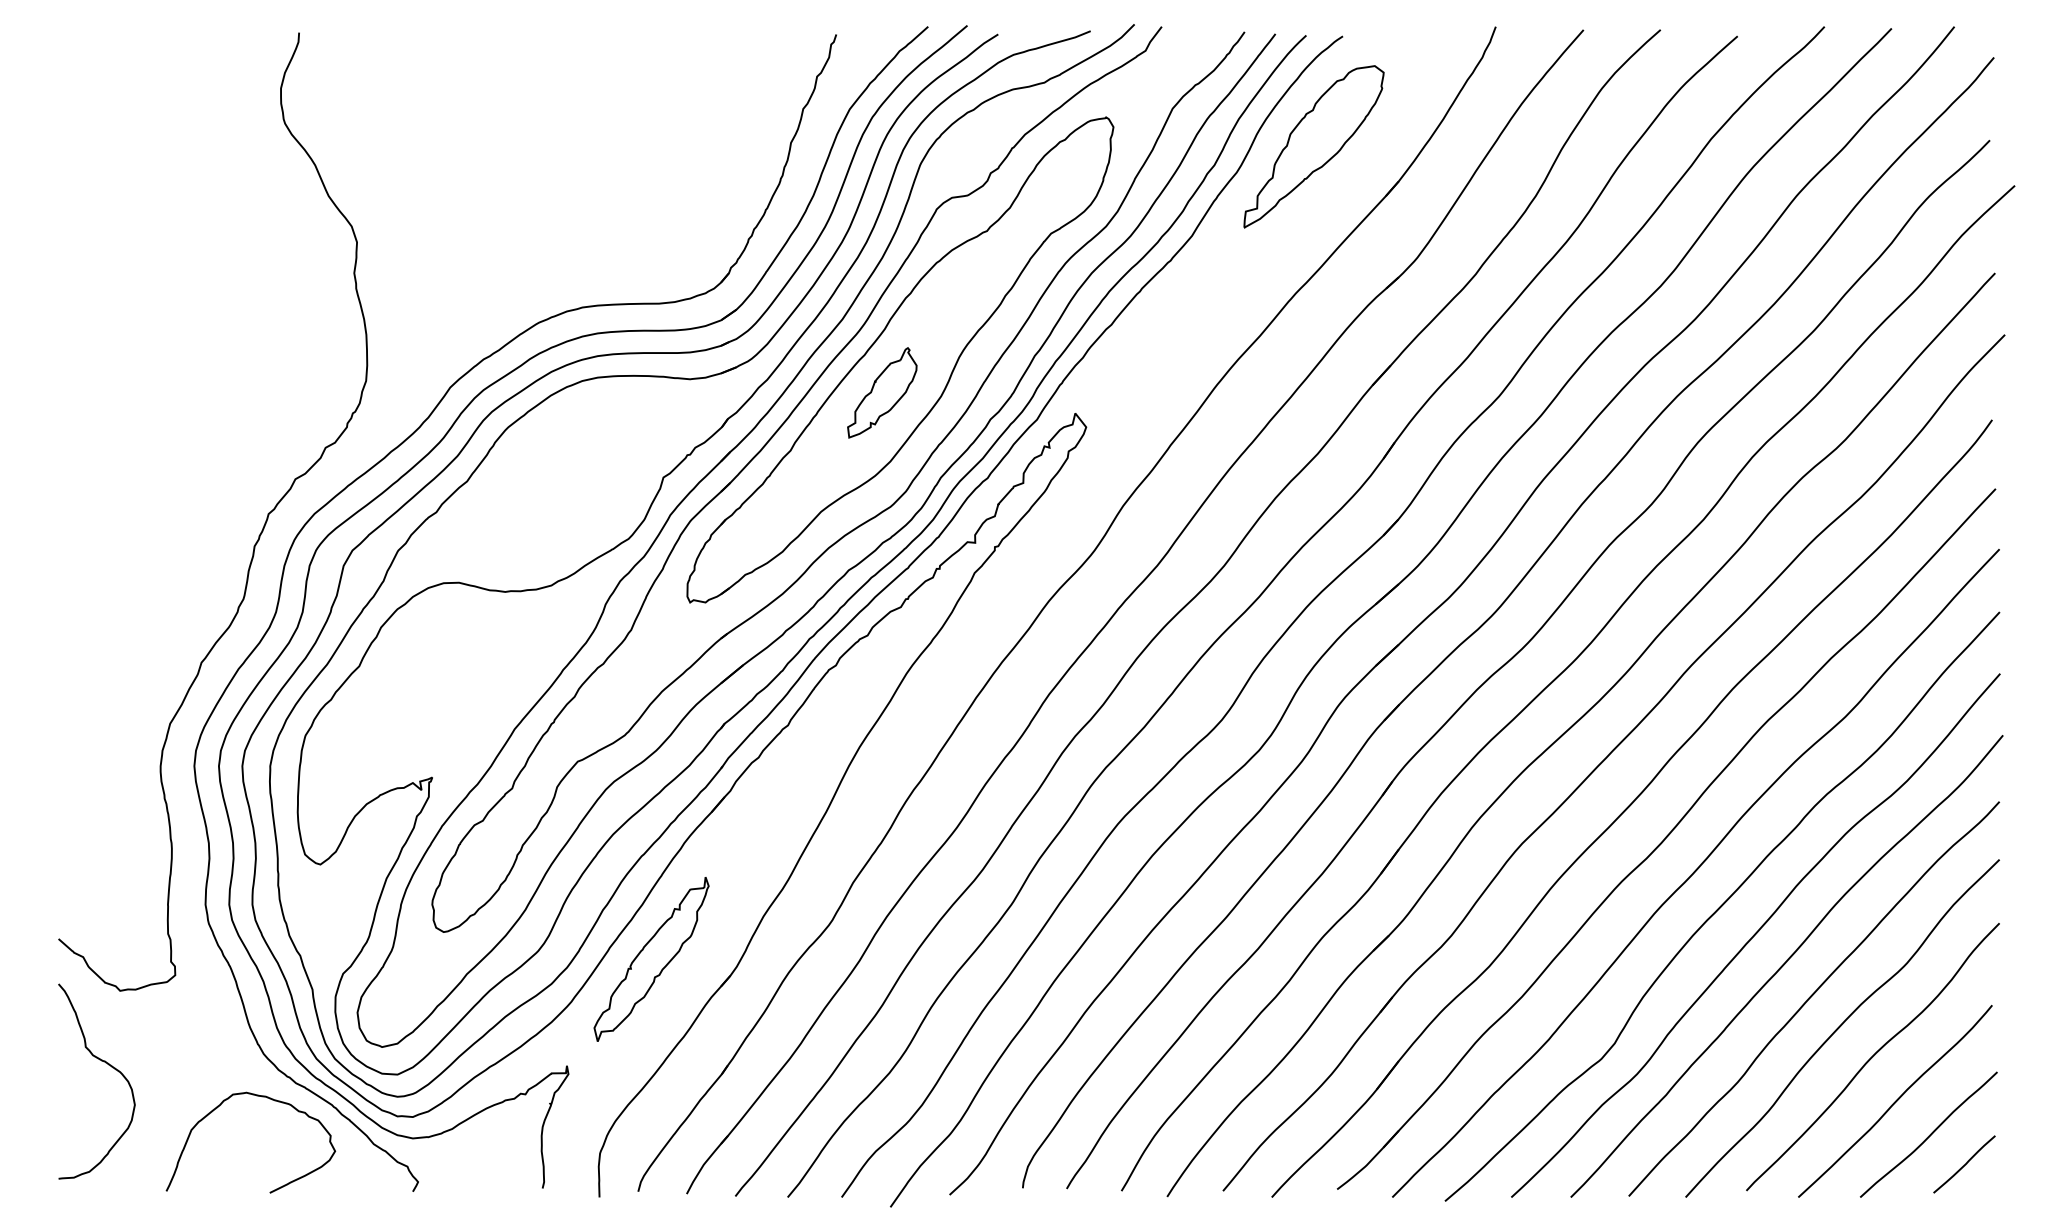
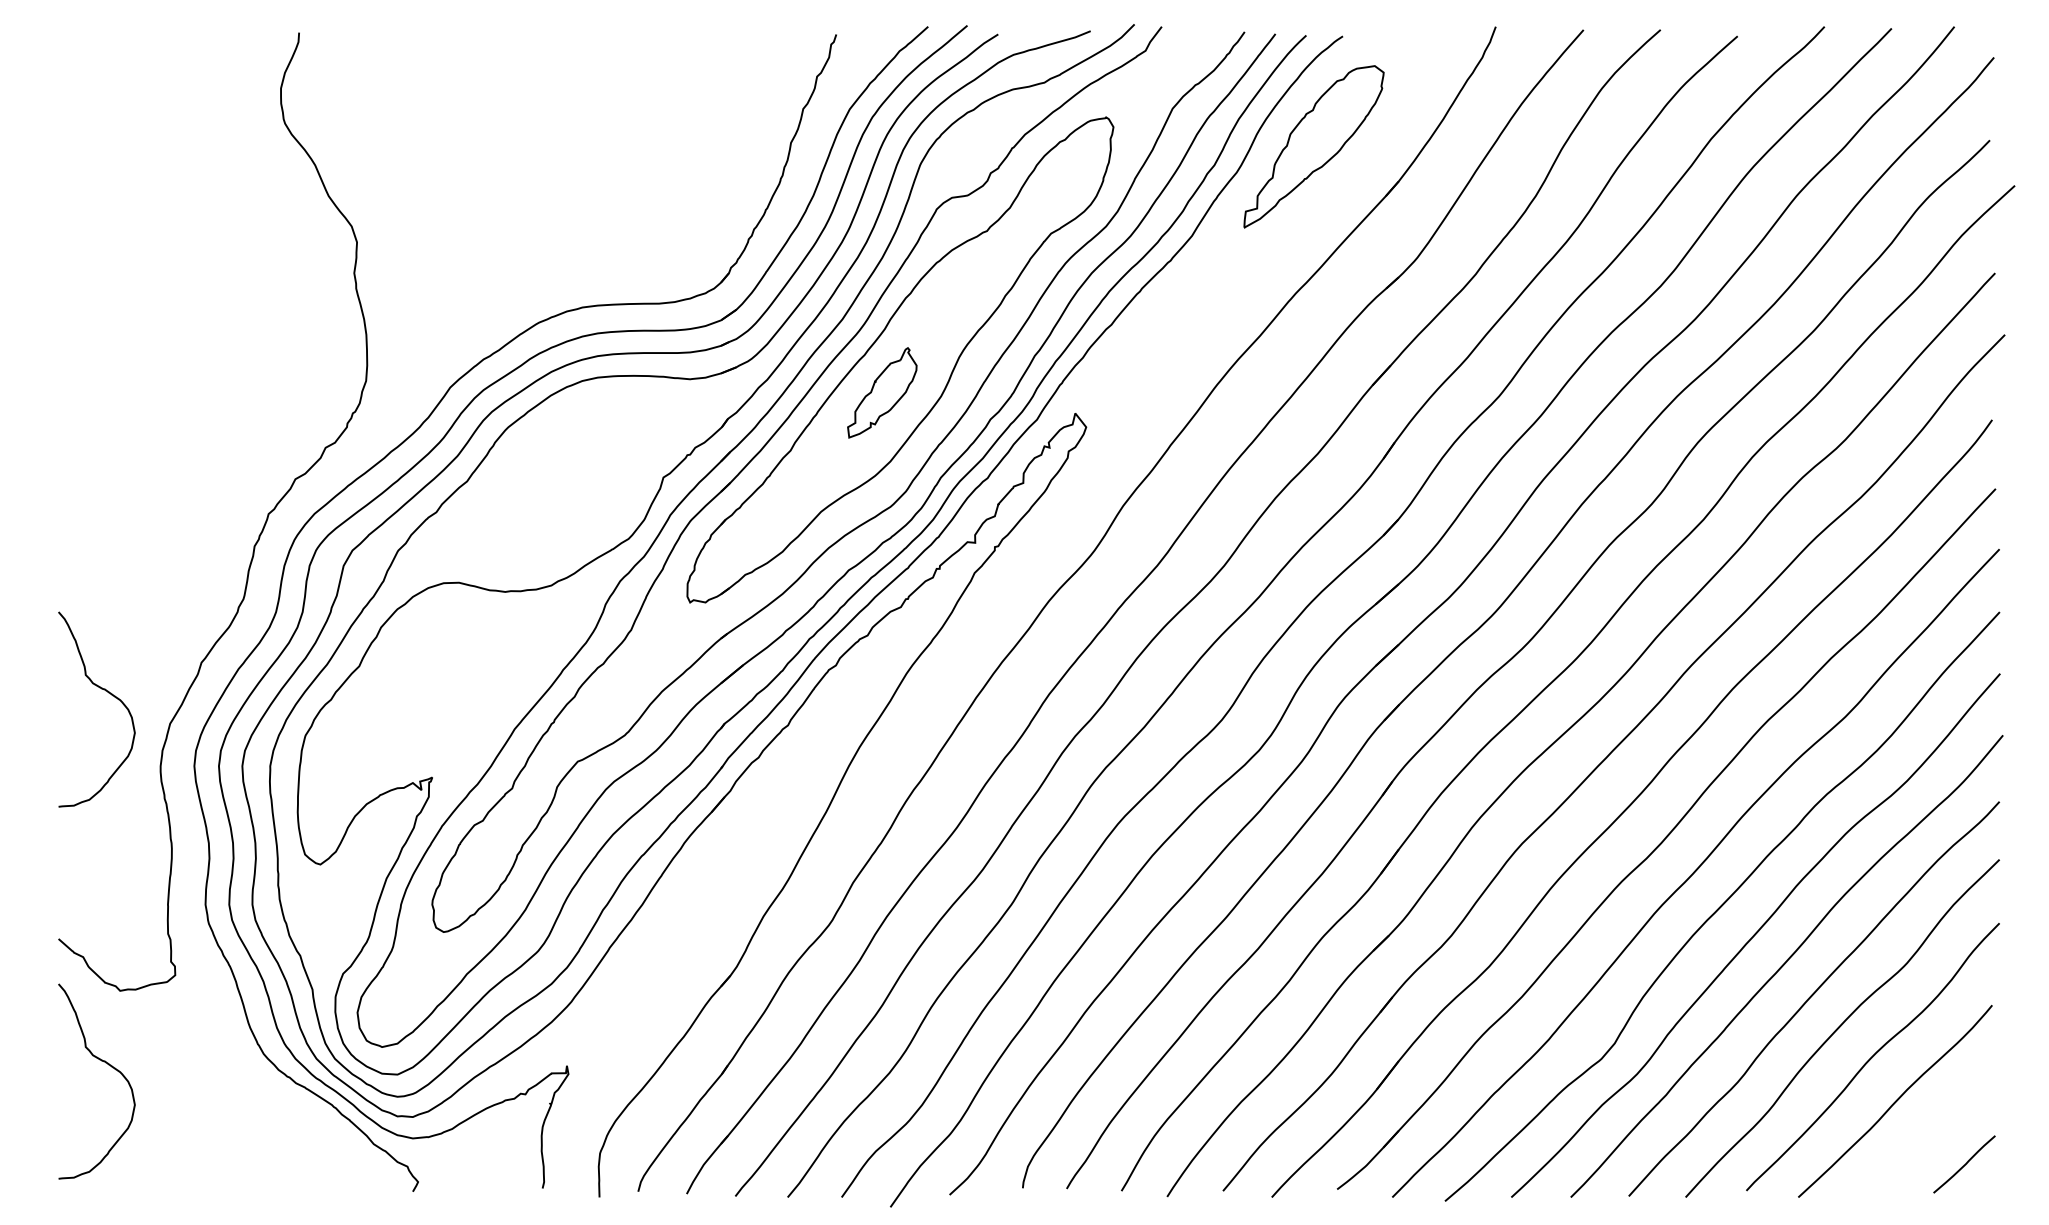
curve: none -> present (108, 693)
part: present -> none (651, 959)
curve: present -> none (256, 1096)
curve: present -> none (1929, 1134)
